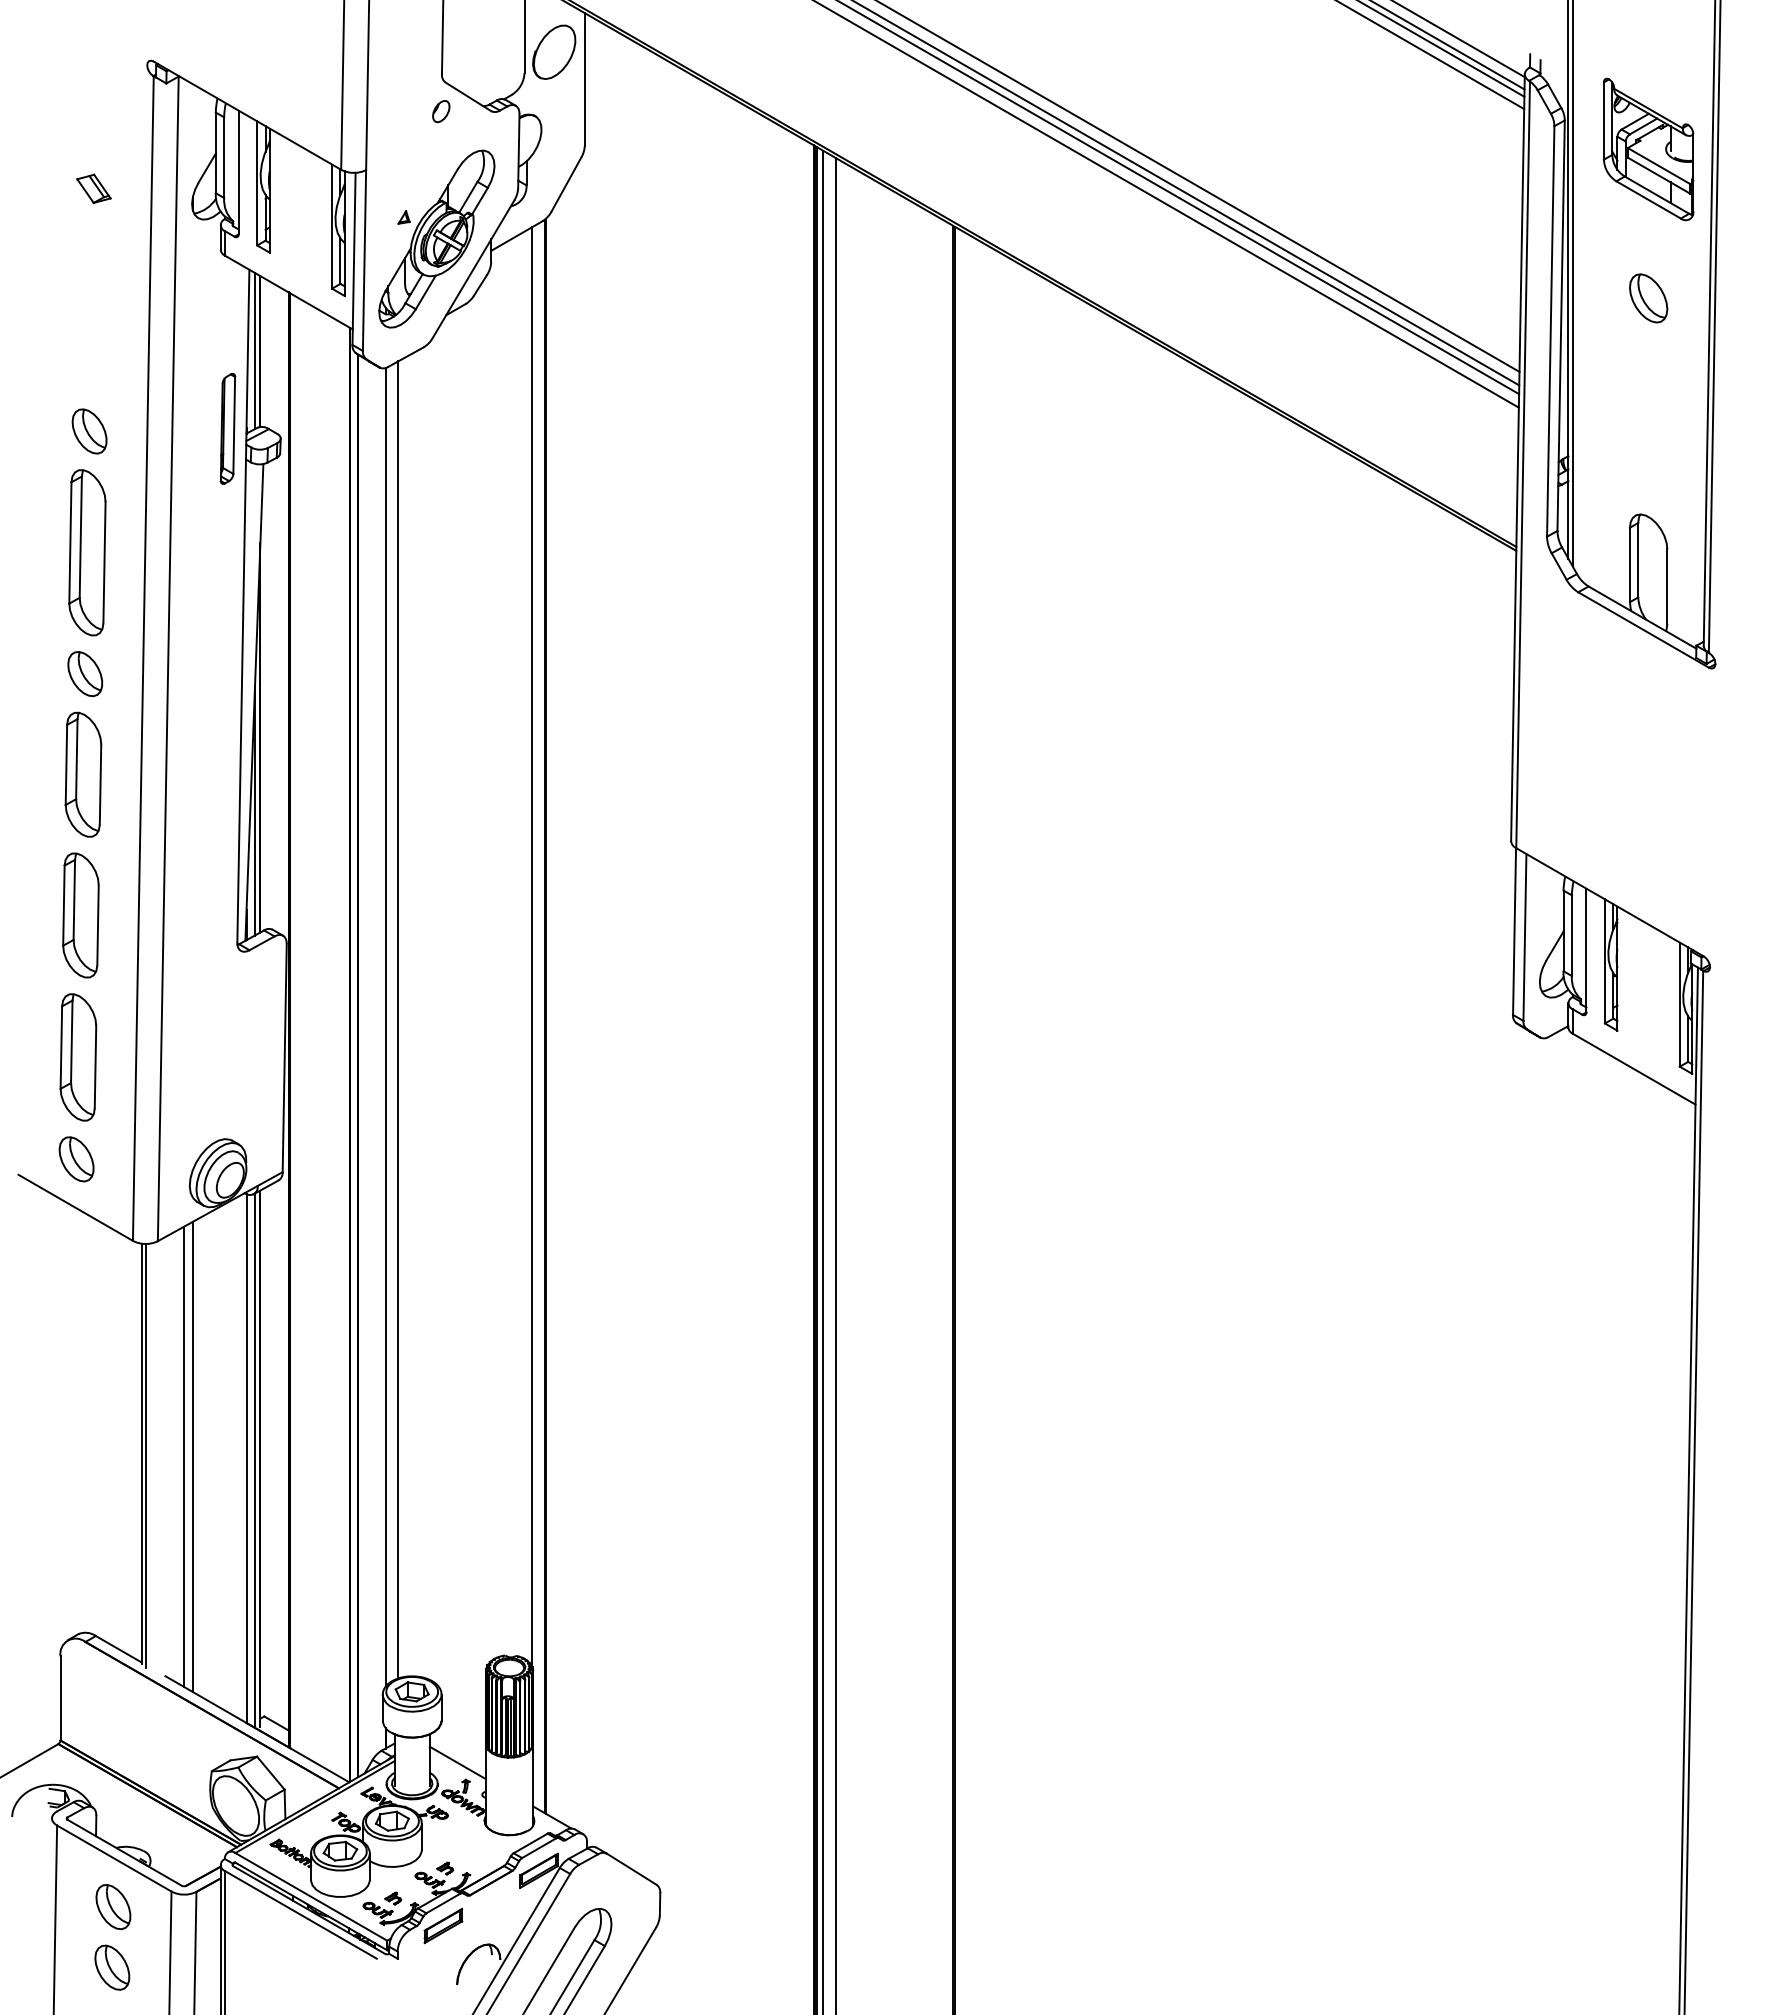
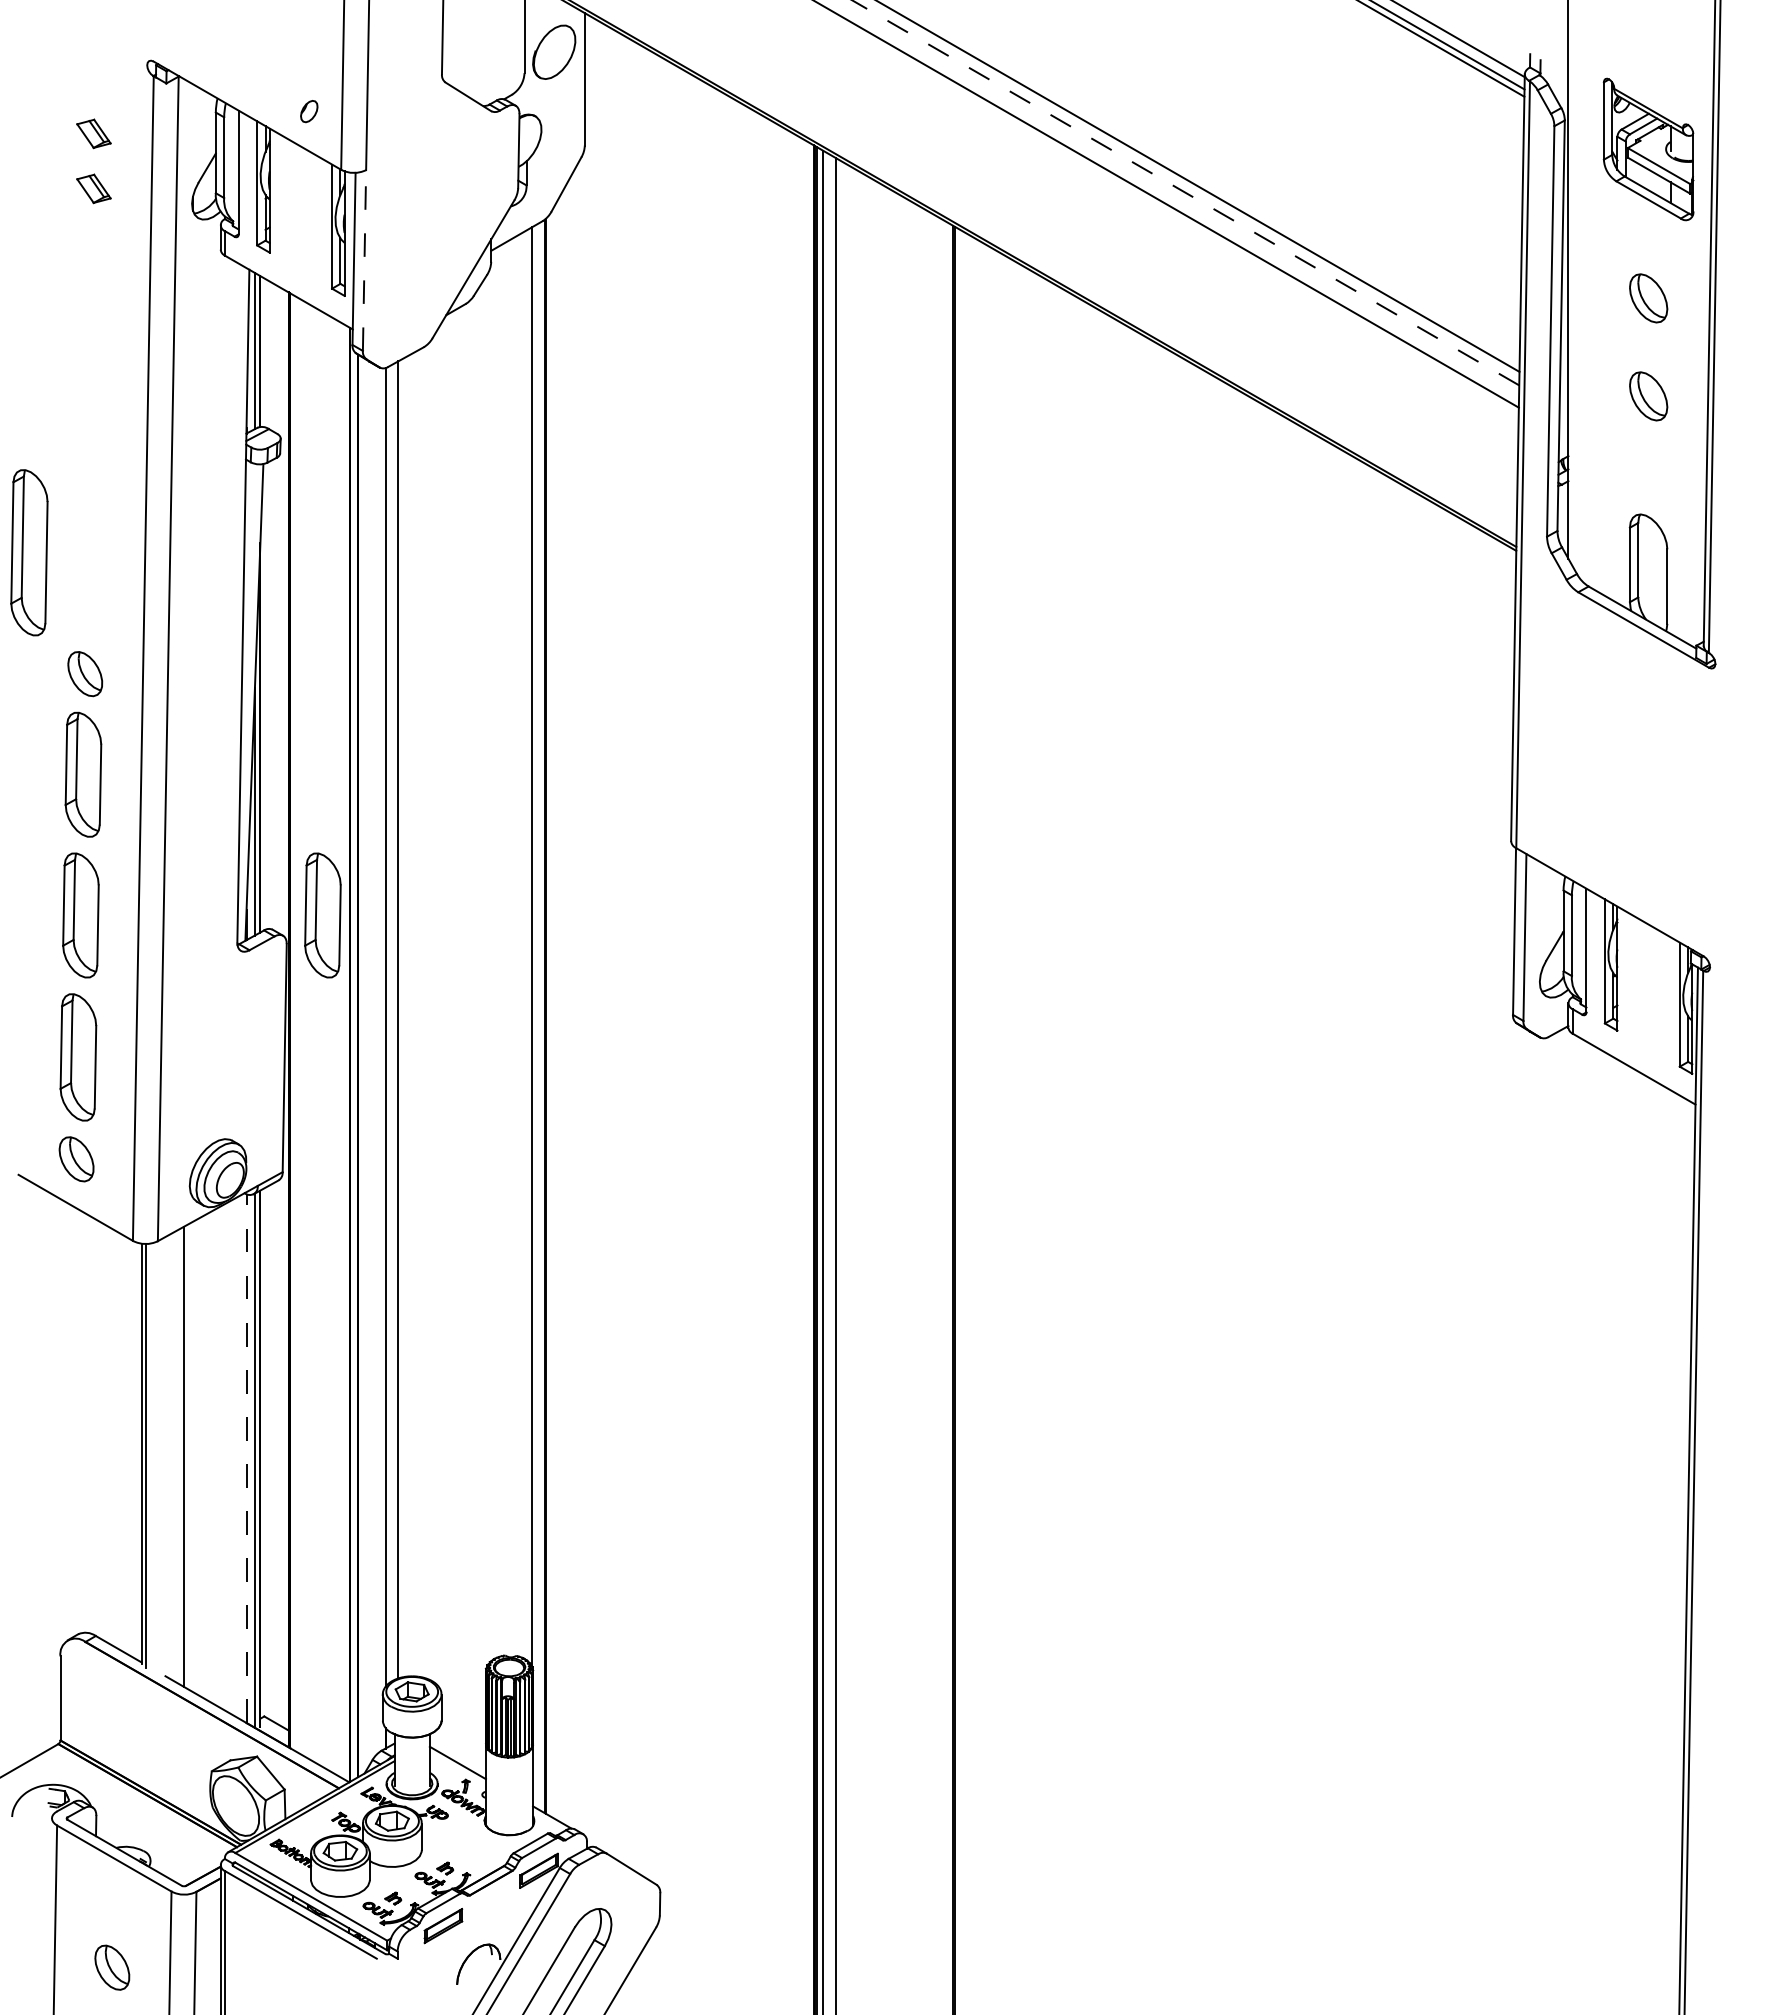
line: present -> none (1431, 55)
part position: (441, 111) -> (309, 111) (309, 111)
part: none -> present (93, 133)
line: solid -> dashed (1185, 192)
line: present -> none (1179, 198)
part: present -> none (436, 238)
line: solid -> dashed (364, 260)
line: present -> none (1572, 284)
part: none -> present (1648, 396)
part: present -> none (227, 428)
part: present -> none (89, 431)
part position: (87, 552) -> (29, 552) (29, 552)
part: none -> present (322, 915)
line: present -> none (192, 1456)
line: solid -> dashed (246, 1458)
part: present -> none (113, 1907)
